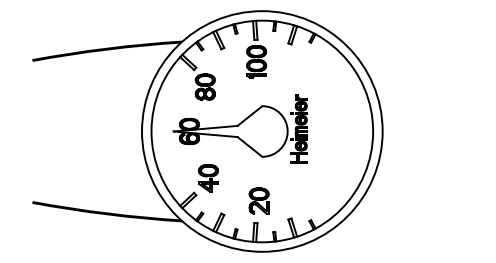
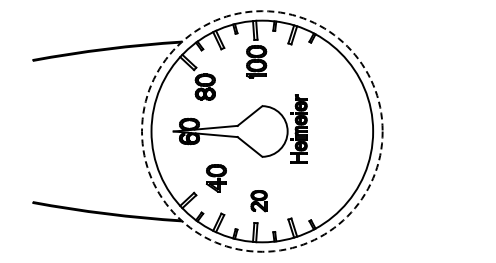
circle: solid -> dashed (262, 131)
part position: (208, 178) -> (216, 178) (216, 178)
part size: 22x28 px -> 18x23 px (258, 201)
